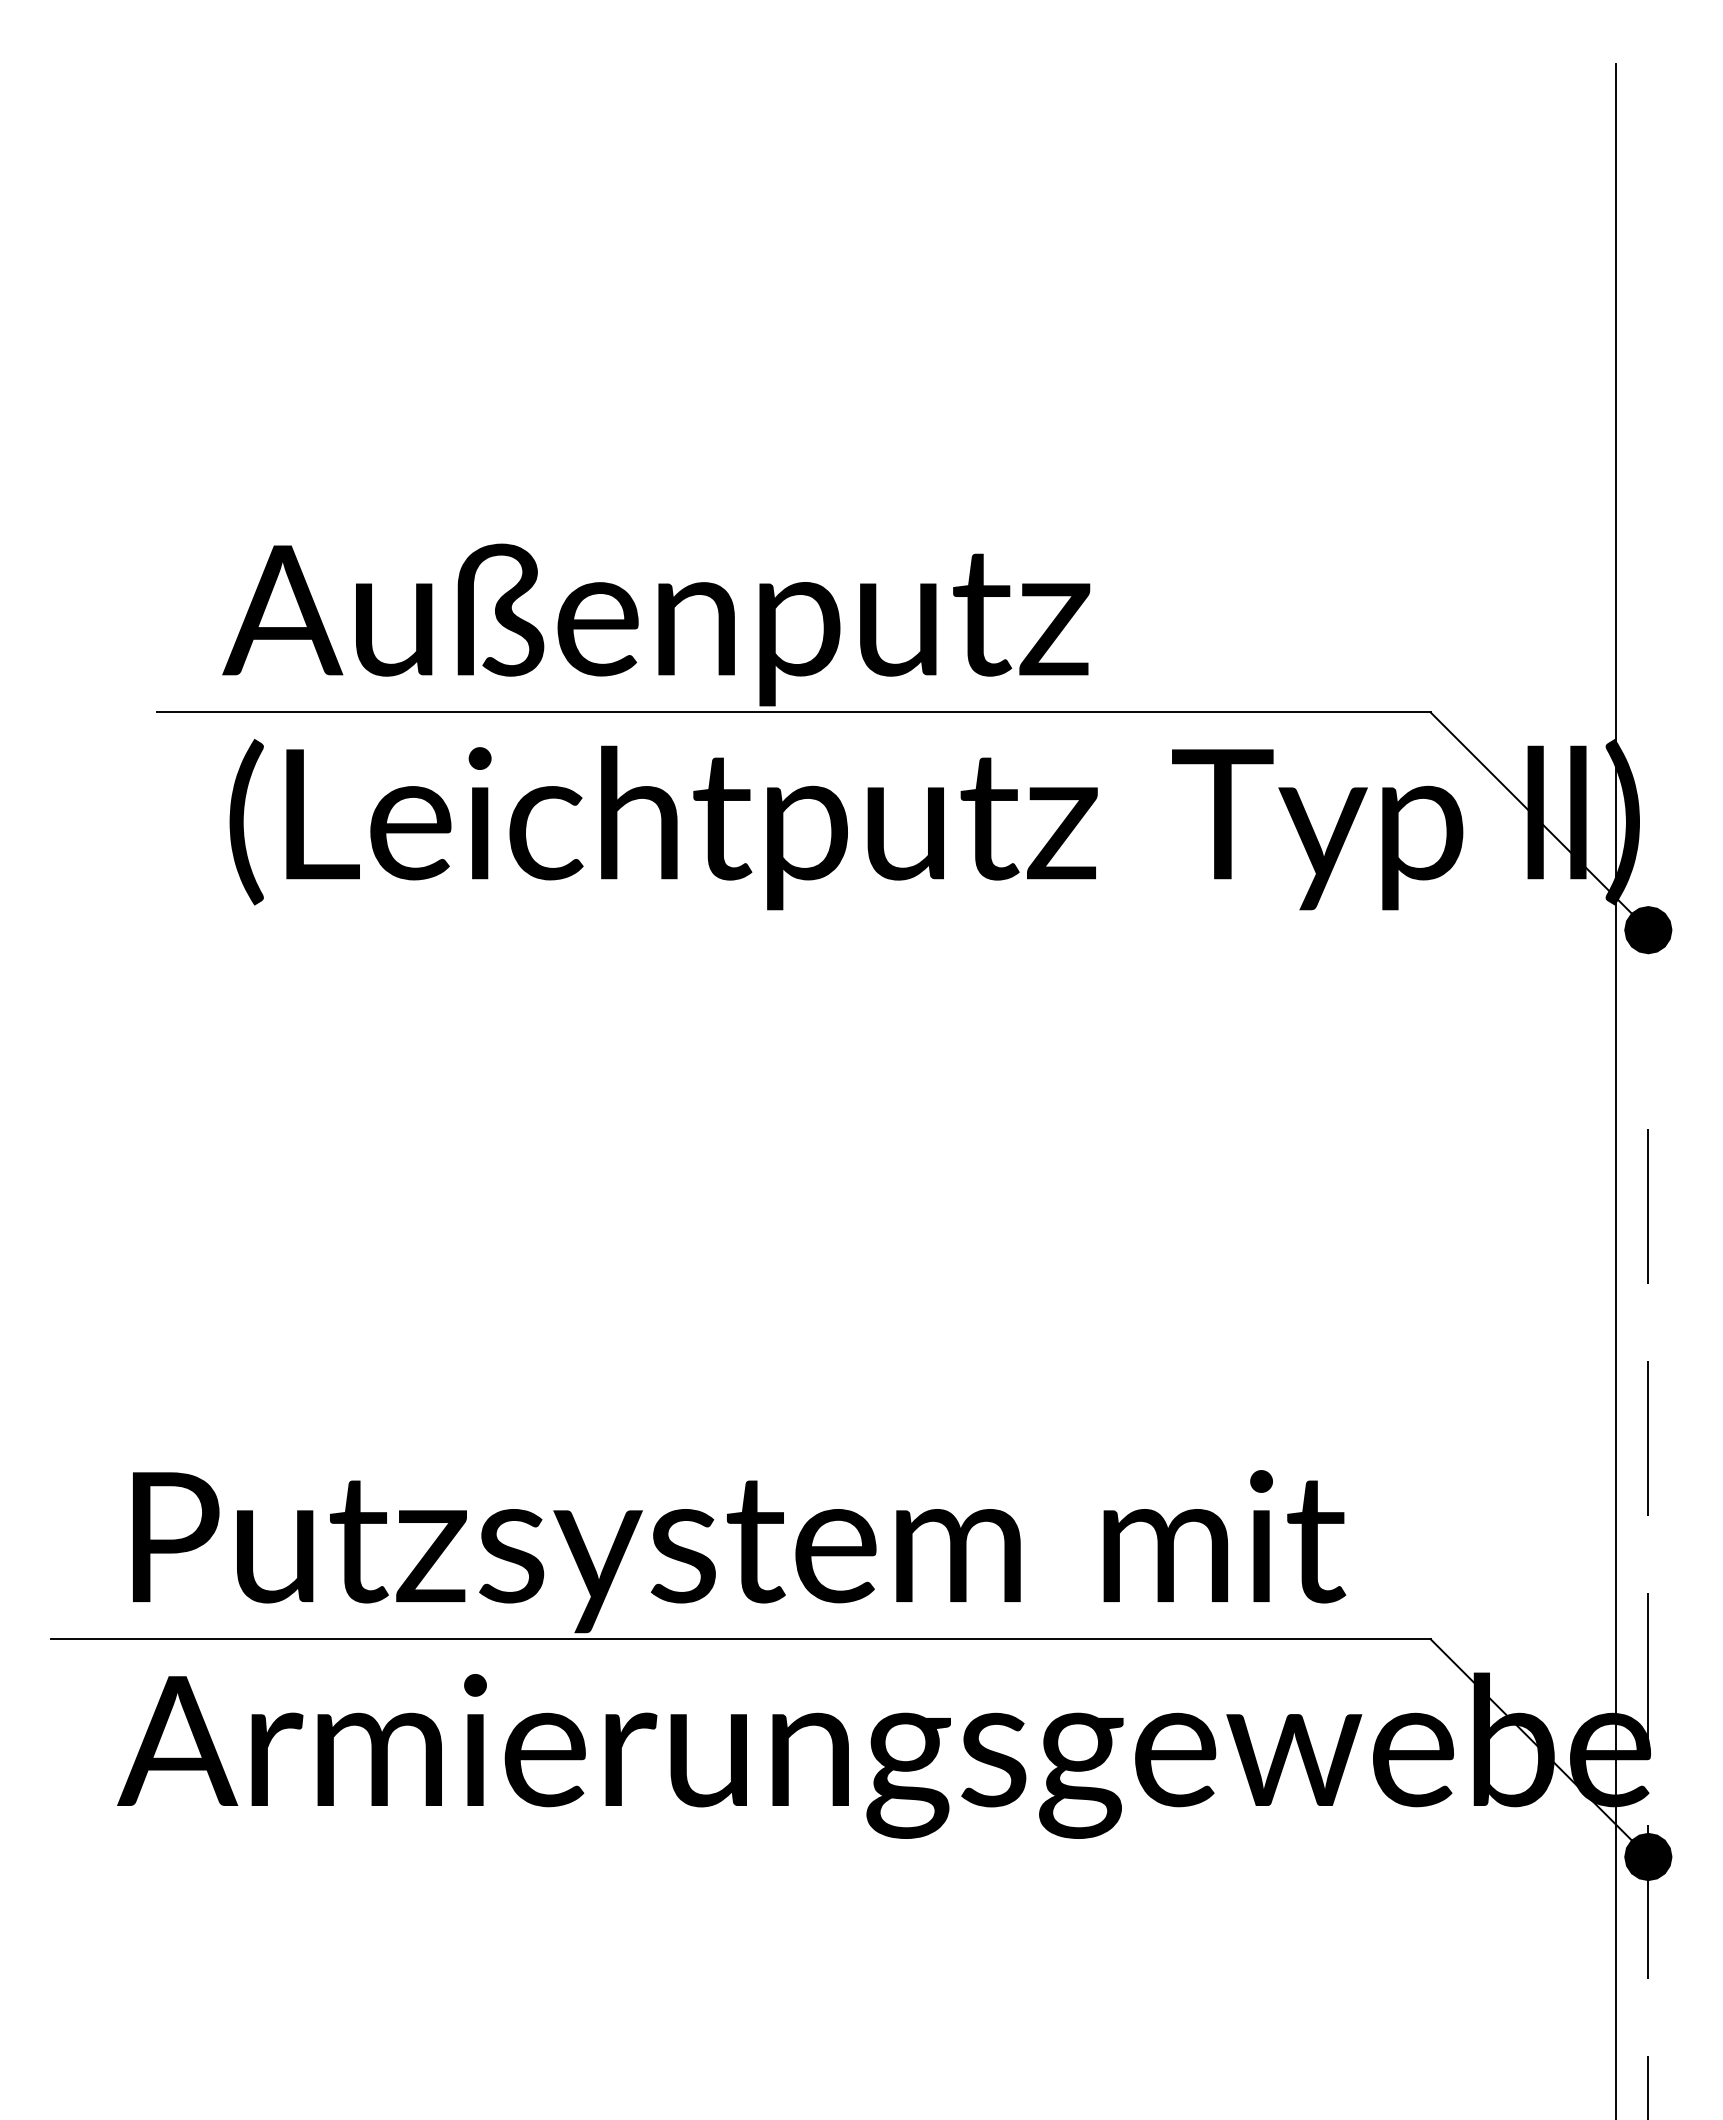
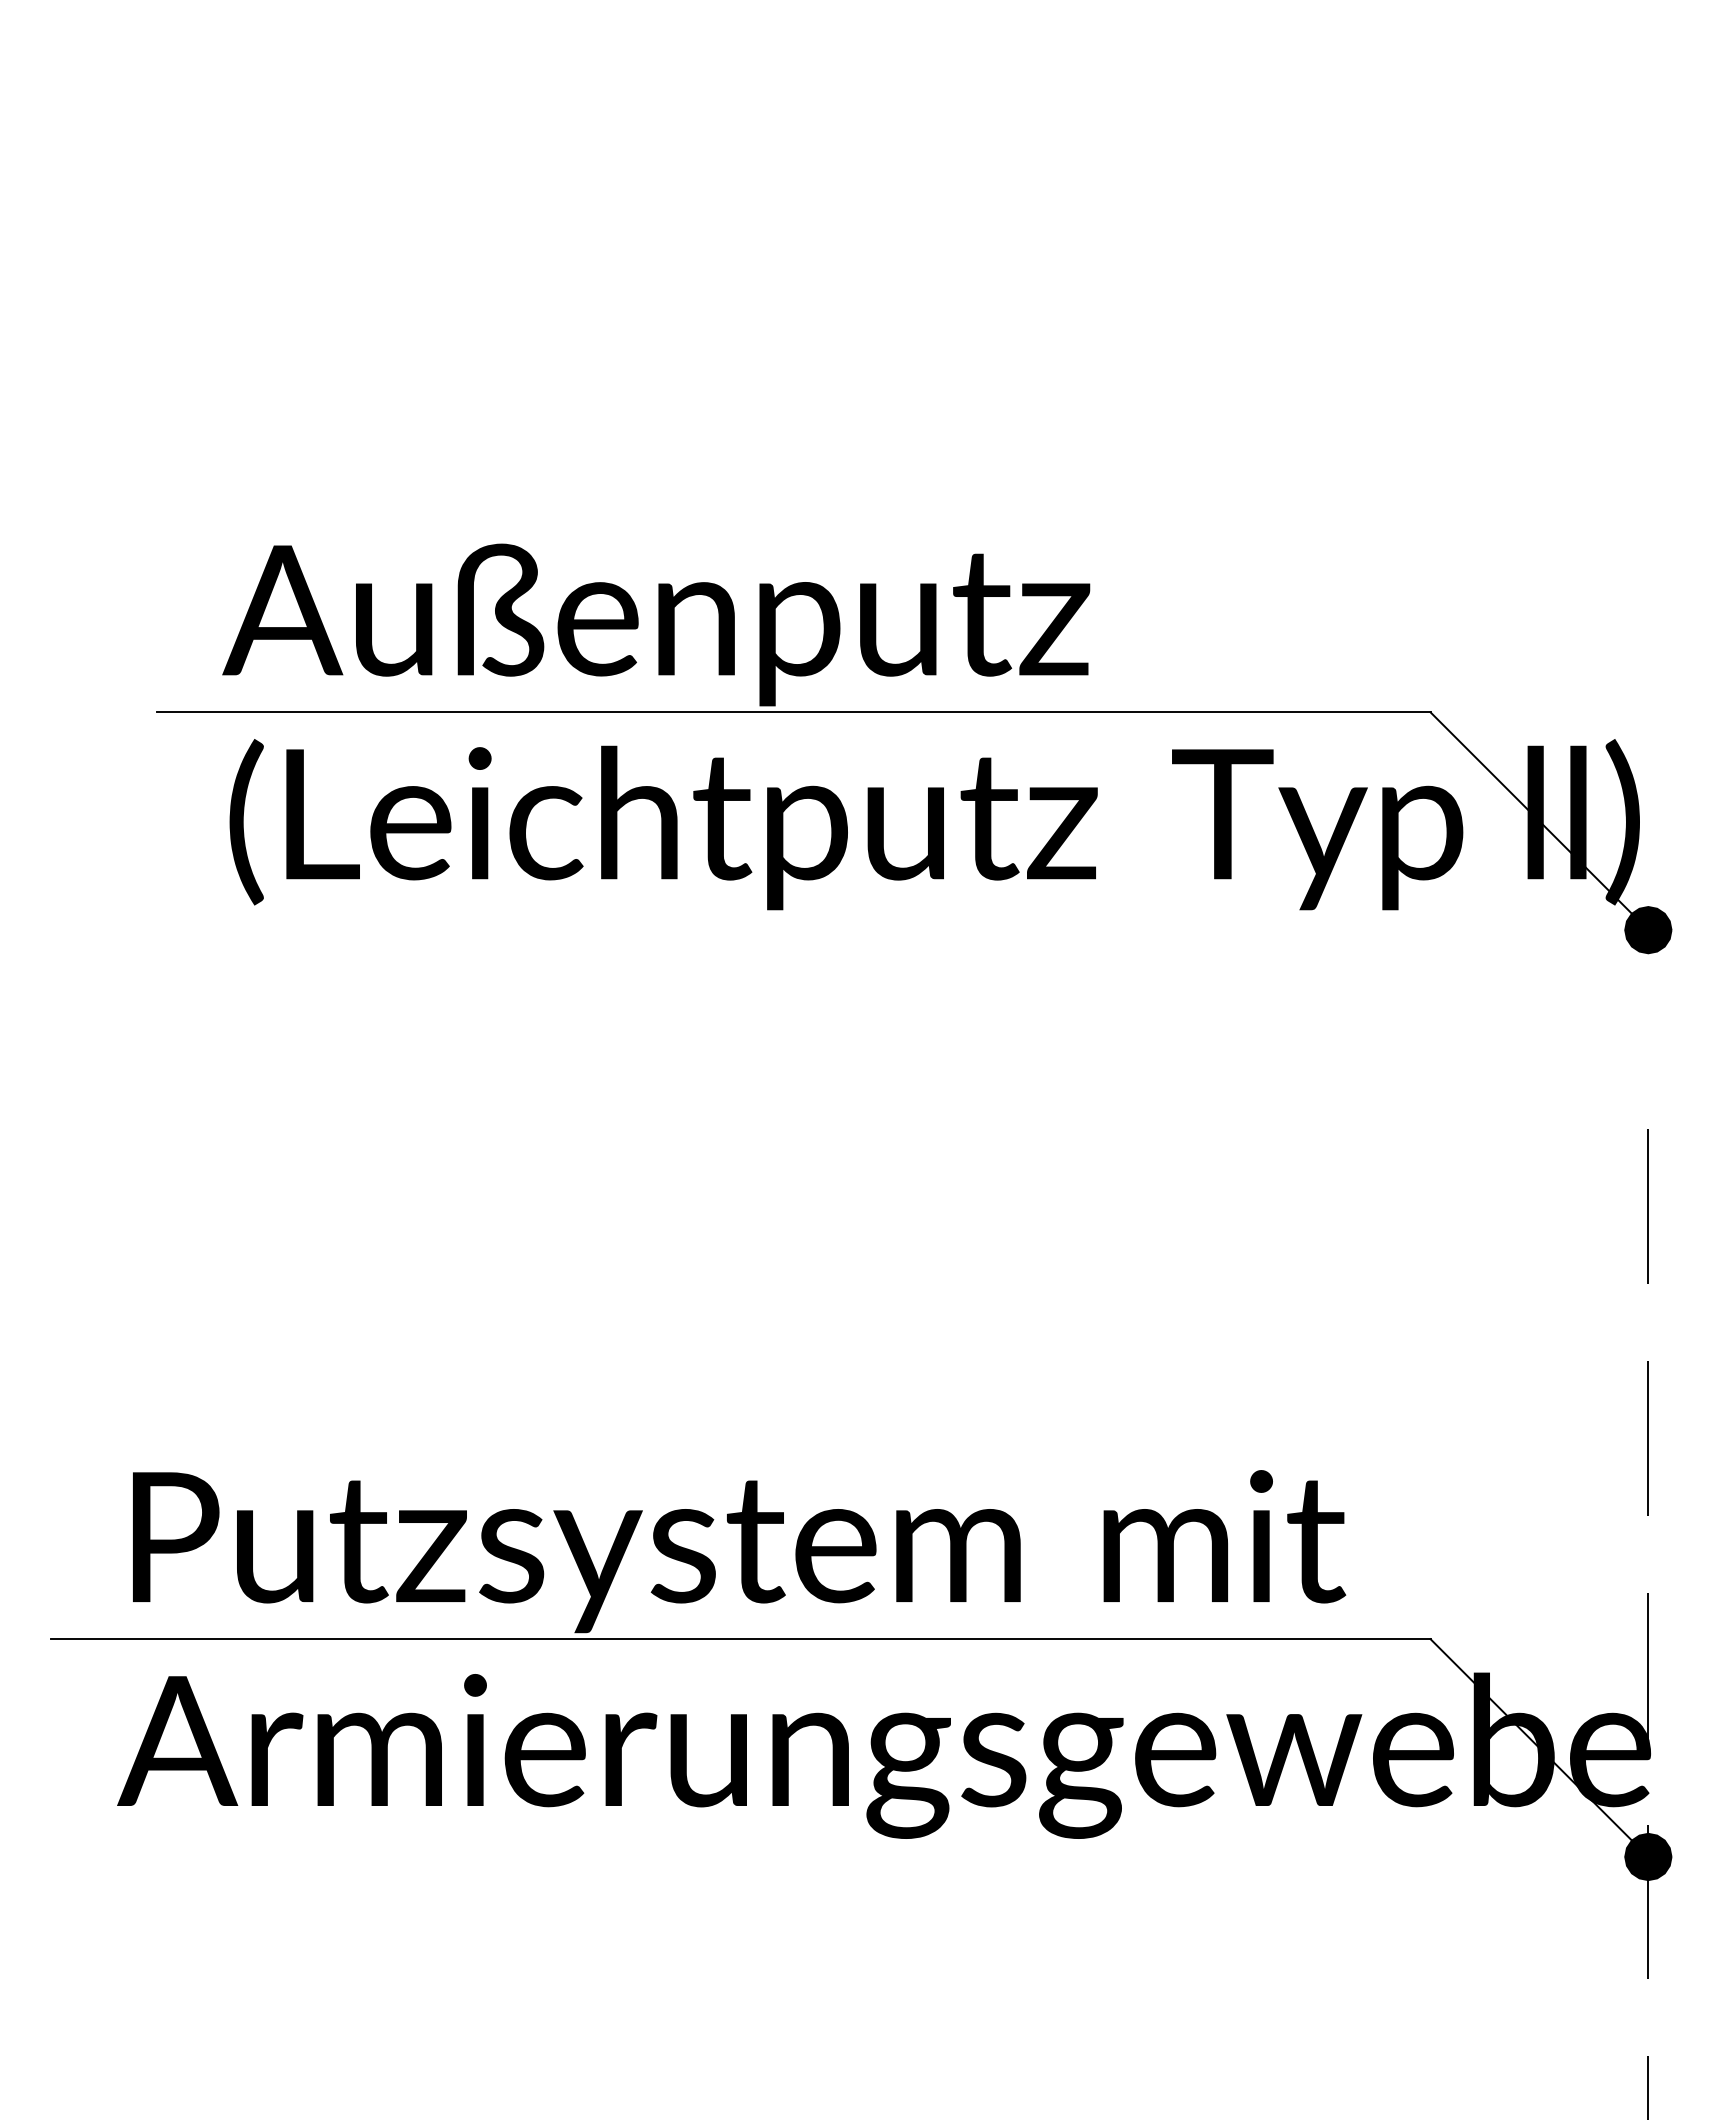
line: present -> none (1615, 1089)
